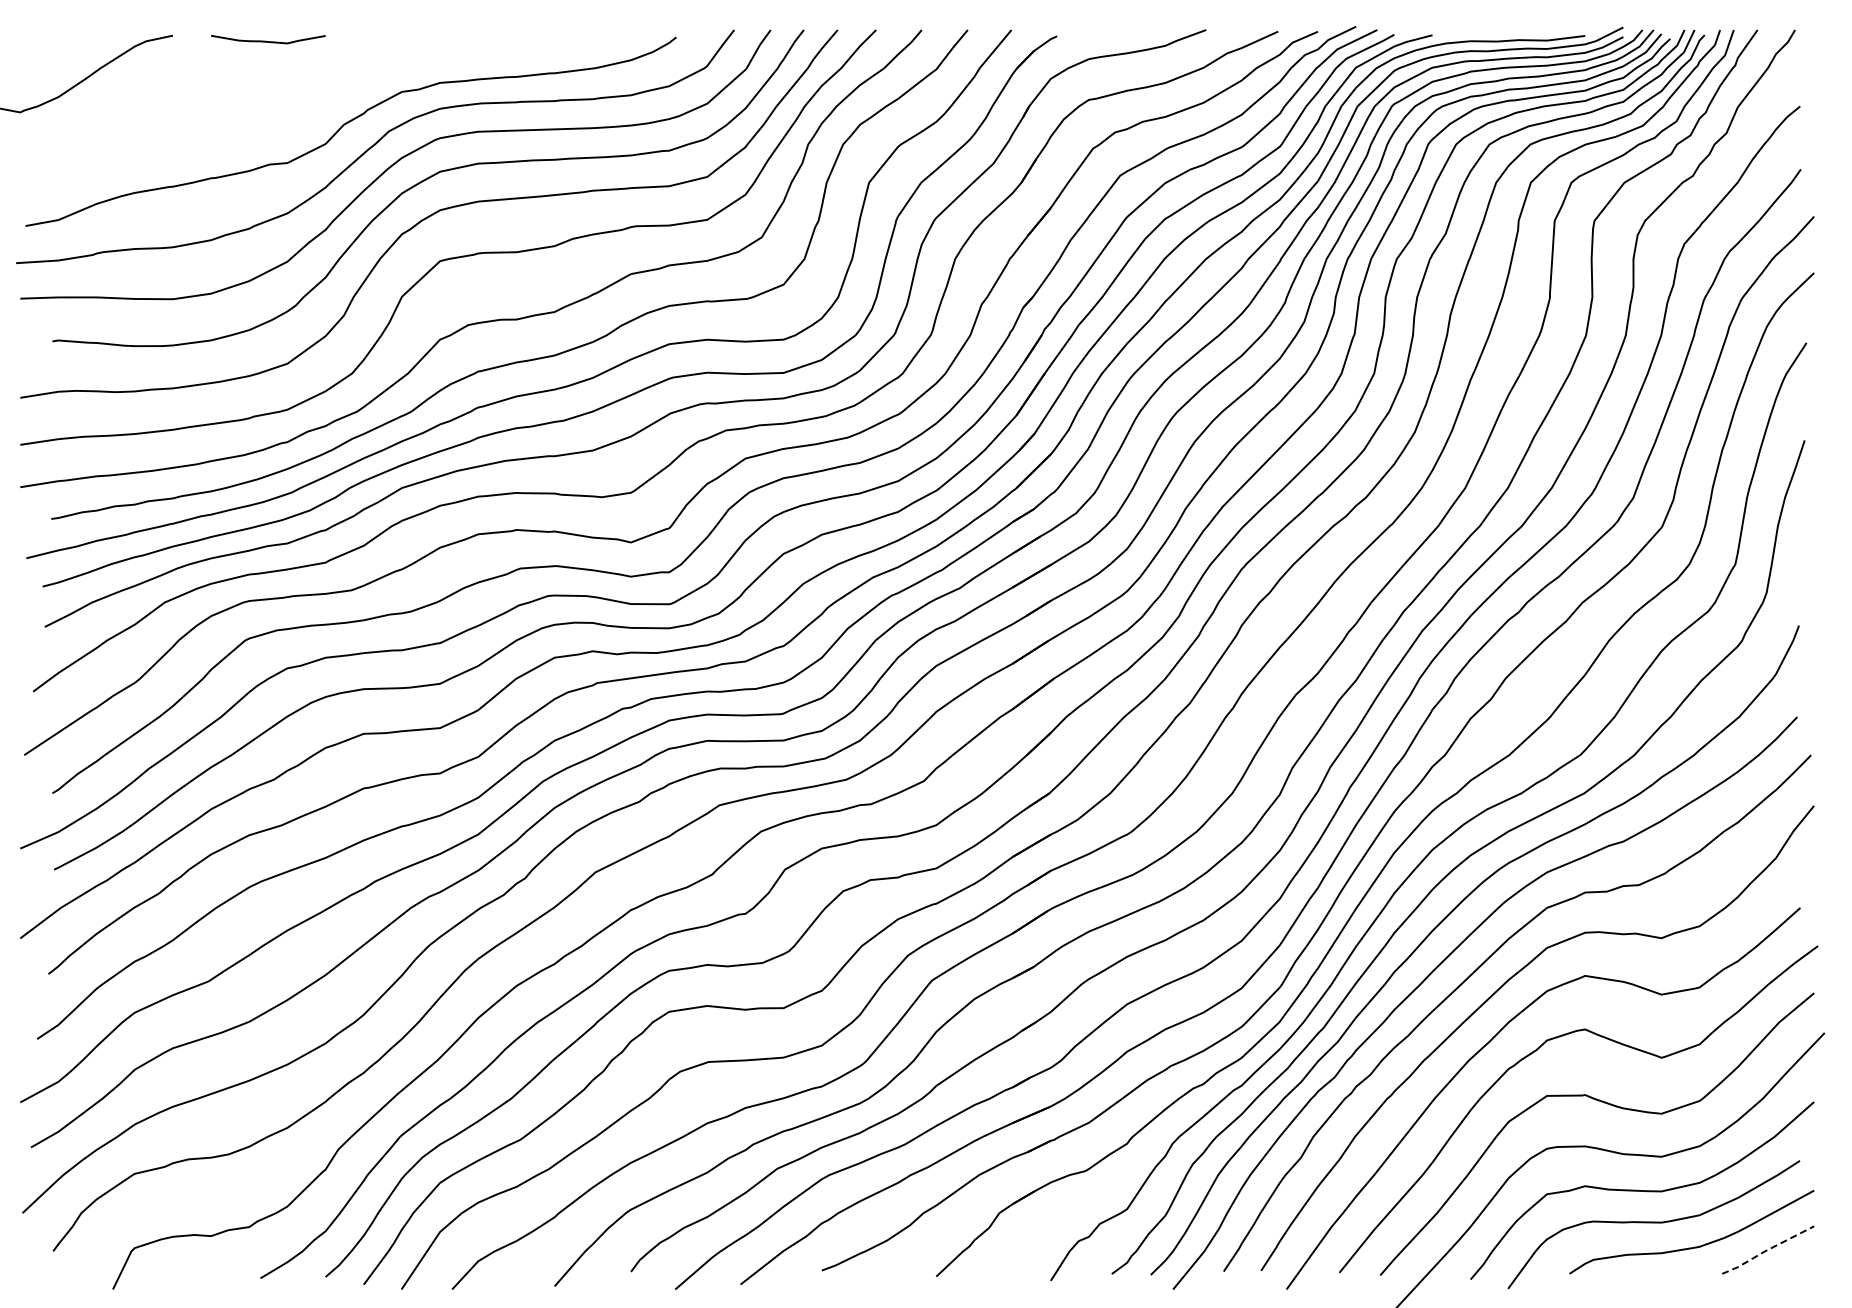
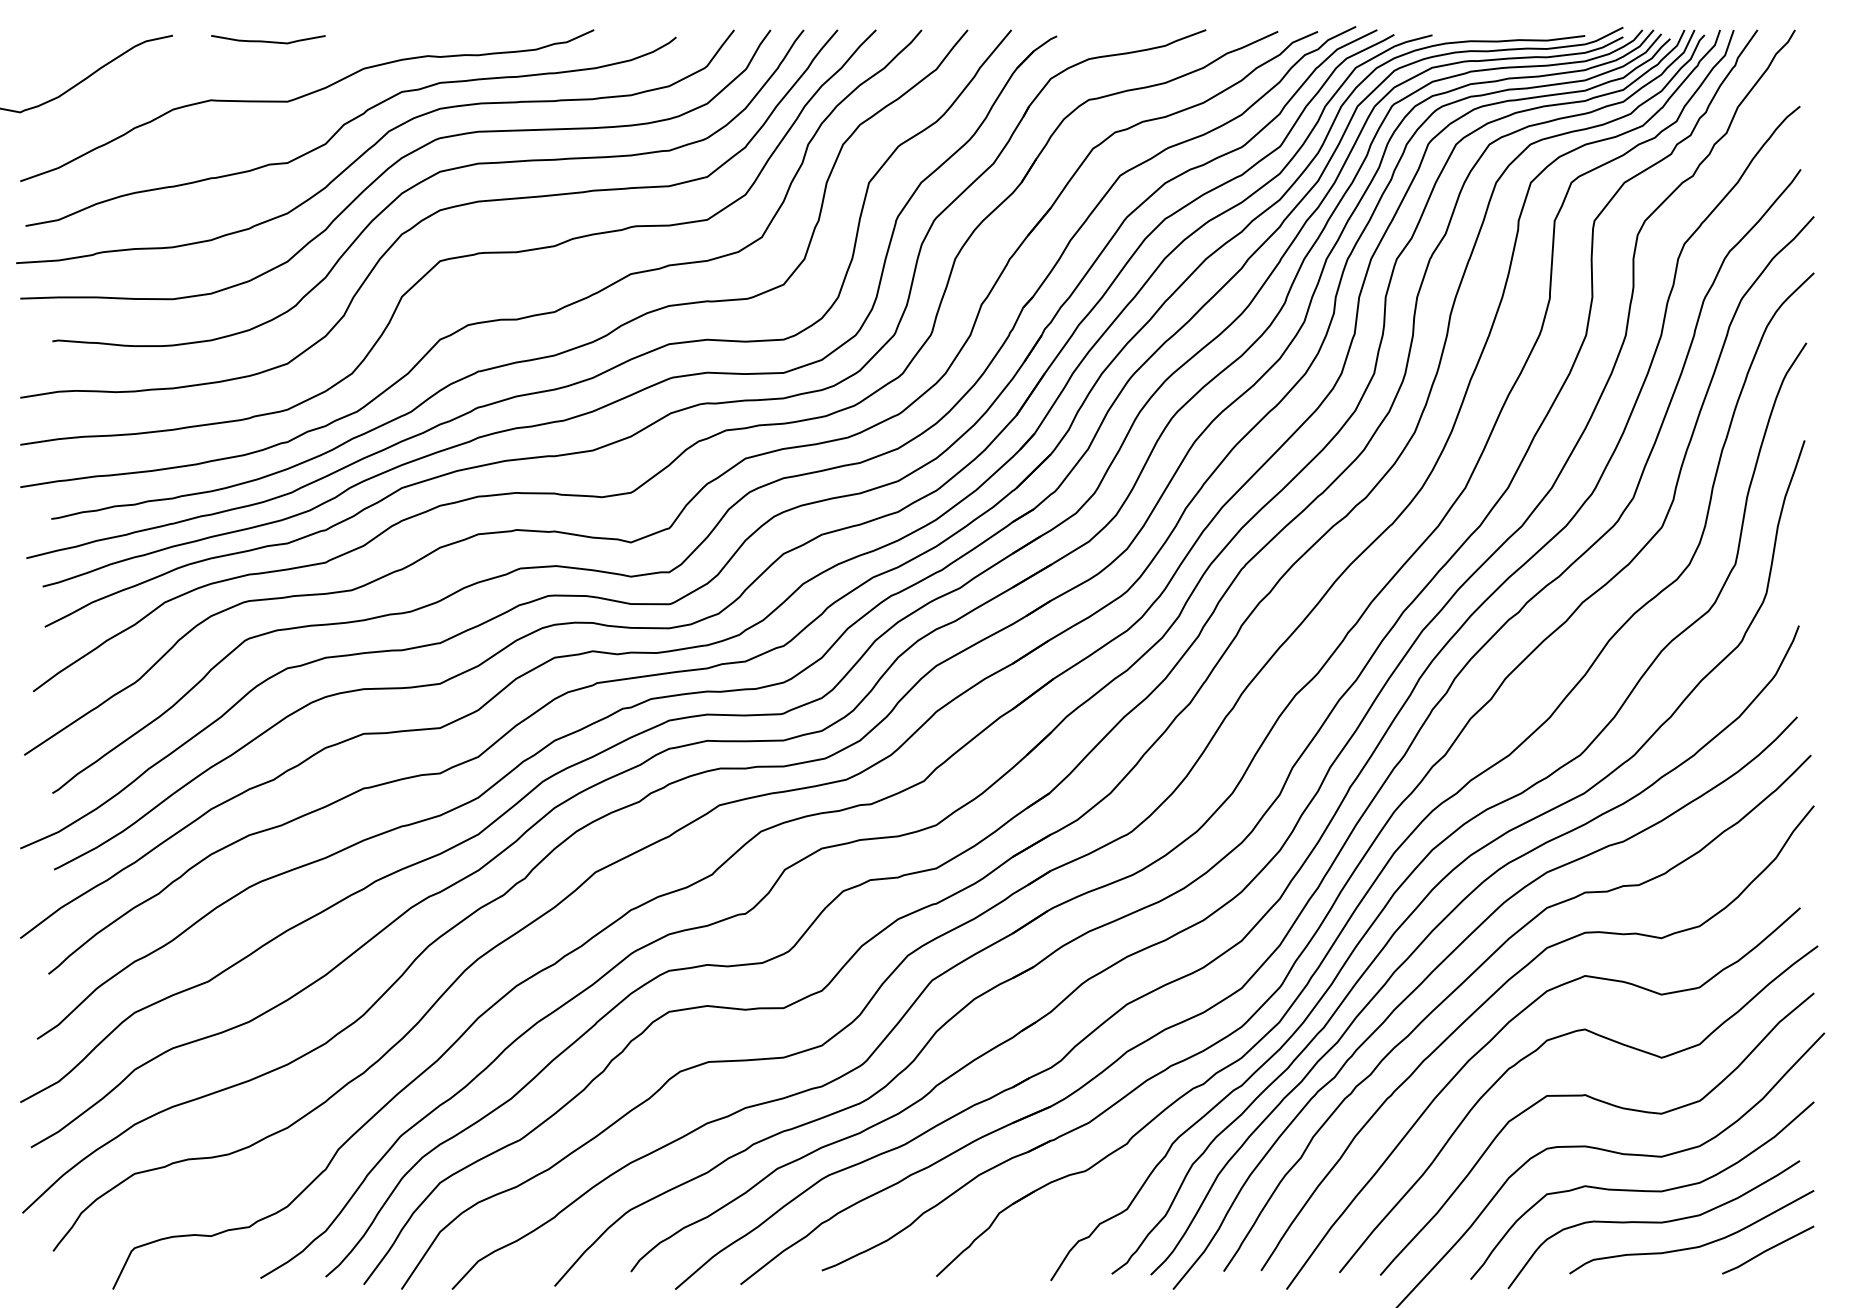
curve: none -> present (303, 97)
line: dashed -> solid (1766, 1250)
